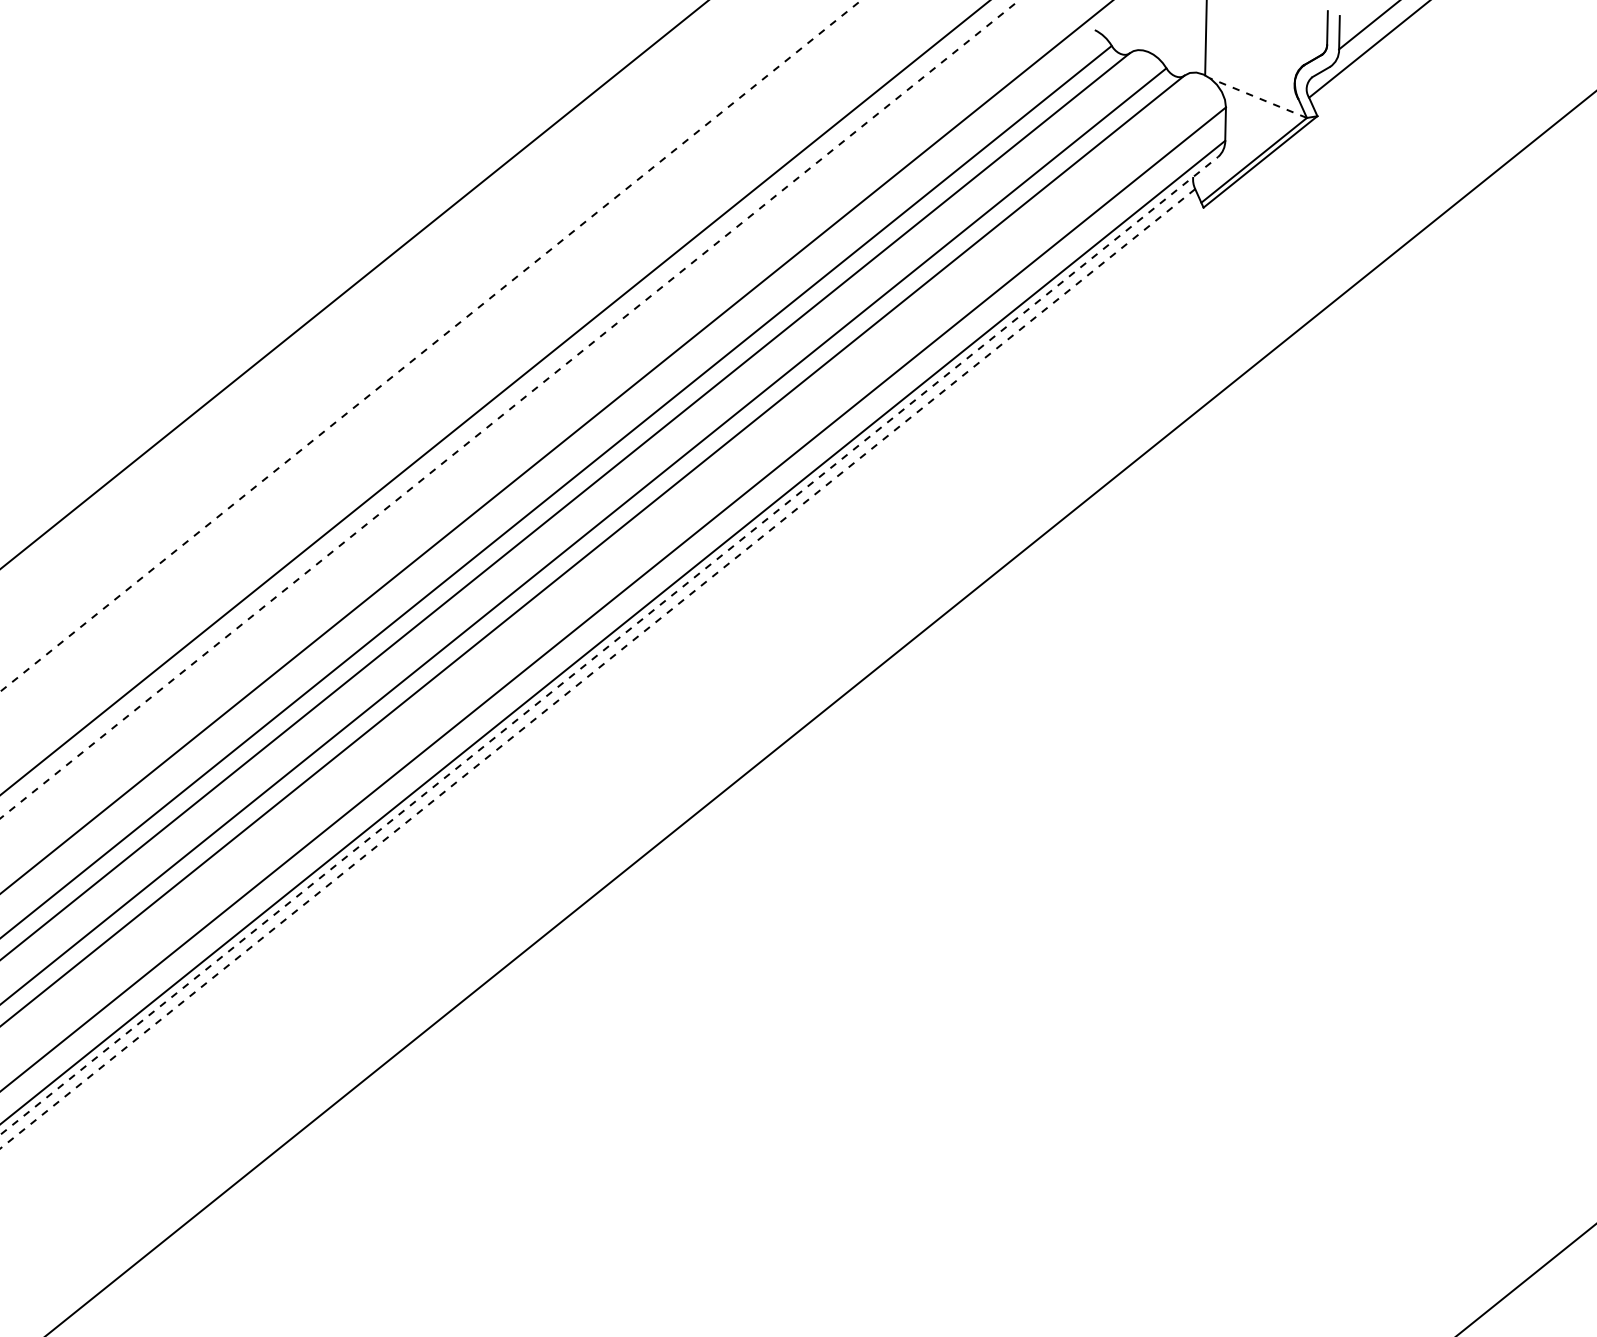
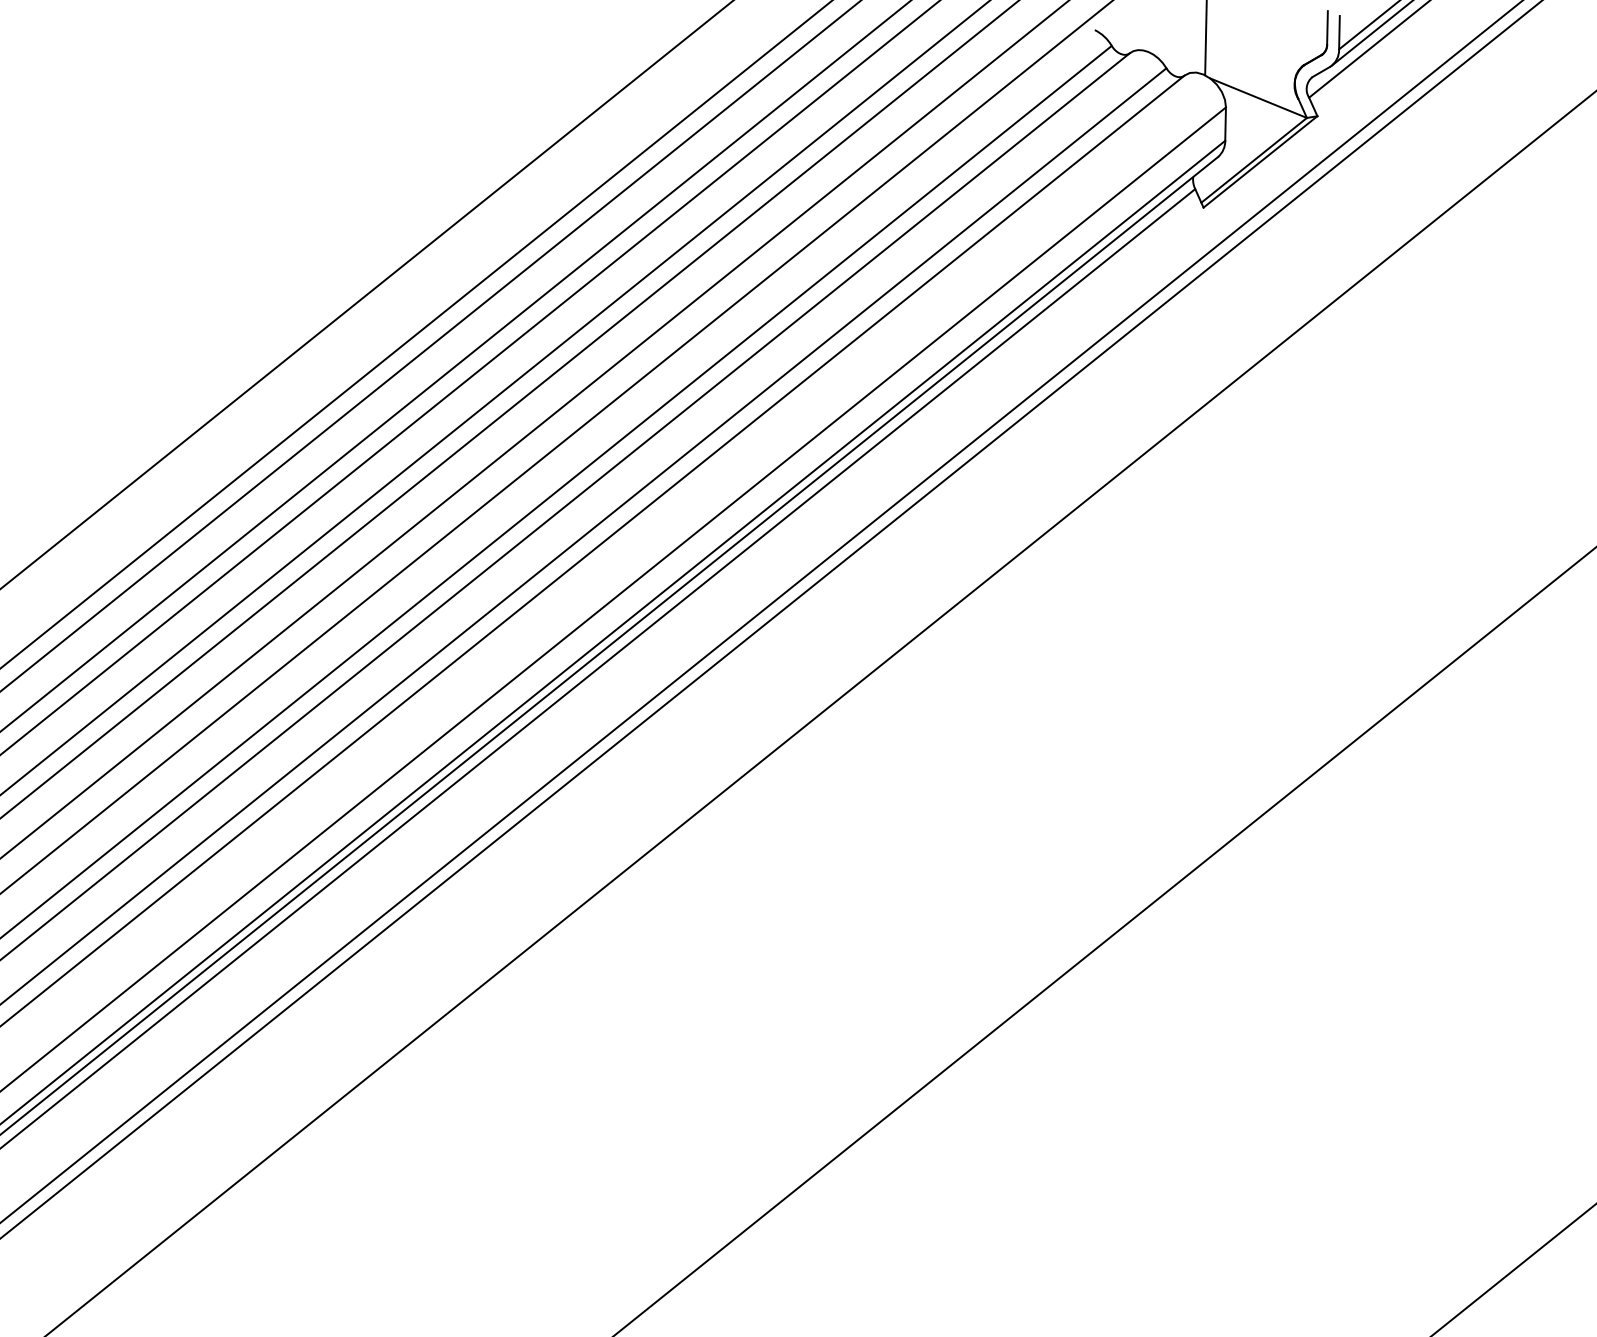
line: none -> present (1371, 33)
line: dashed -> solid (1258, 98)
line position: (354, 284) -> (366, 294) (366, 294)
line: none -> present (416, 334)
line: dashed -> solid (430, 346)
line: none -> present (455, 366)
line: none -> present (469, 377)
line: dashed -> solid (509, 409)
line: none -> present (534, 429)
line: none -> present (761, 611)
line: none -> present (771, 619)
line: dashed -> solid (609, 645)
line: dashed -> solid (598, 668)
line: none -> present (1104, 941)
line position: (1526, 1279) -> (1513, 1269) (1513, 1269)
